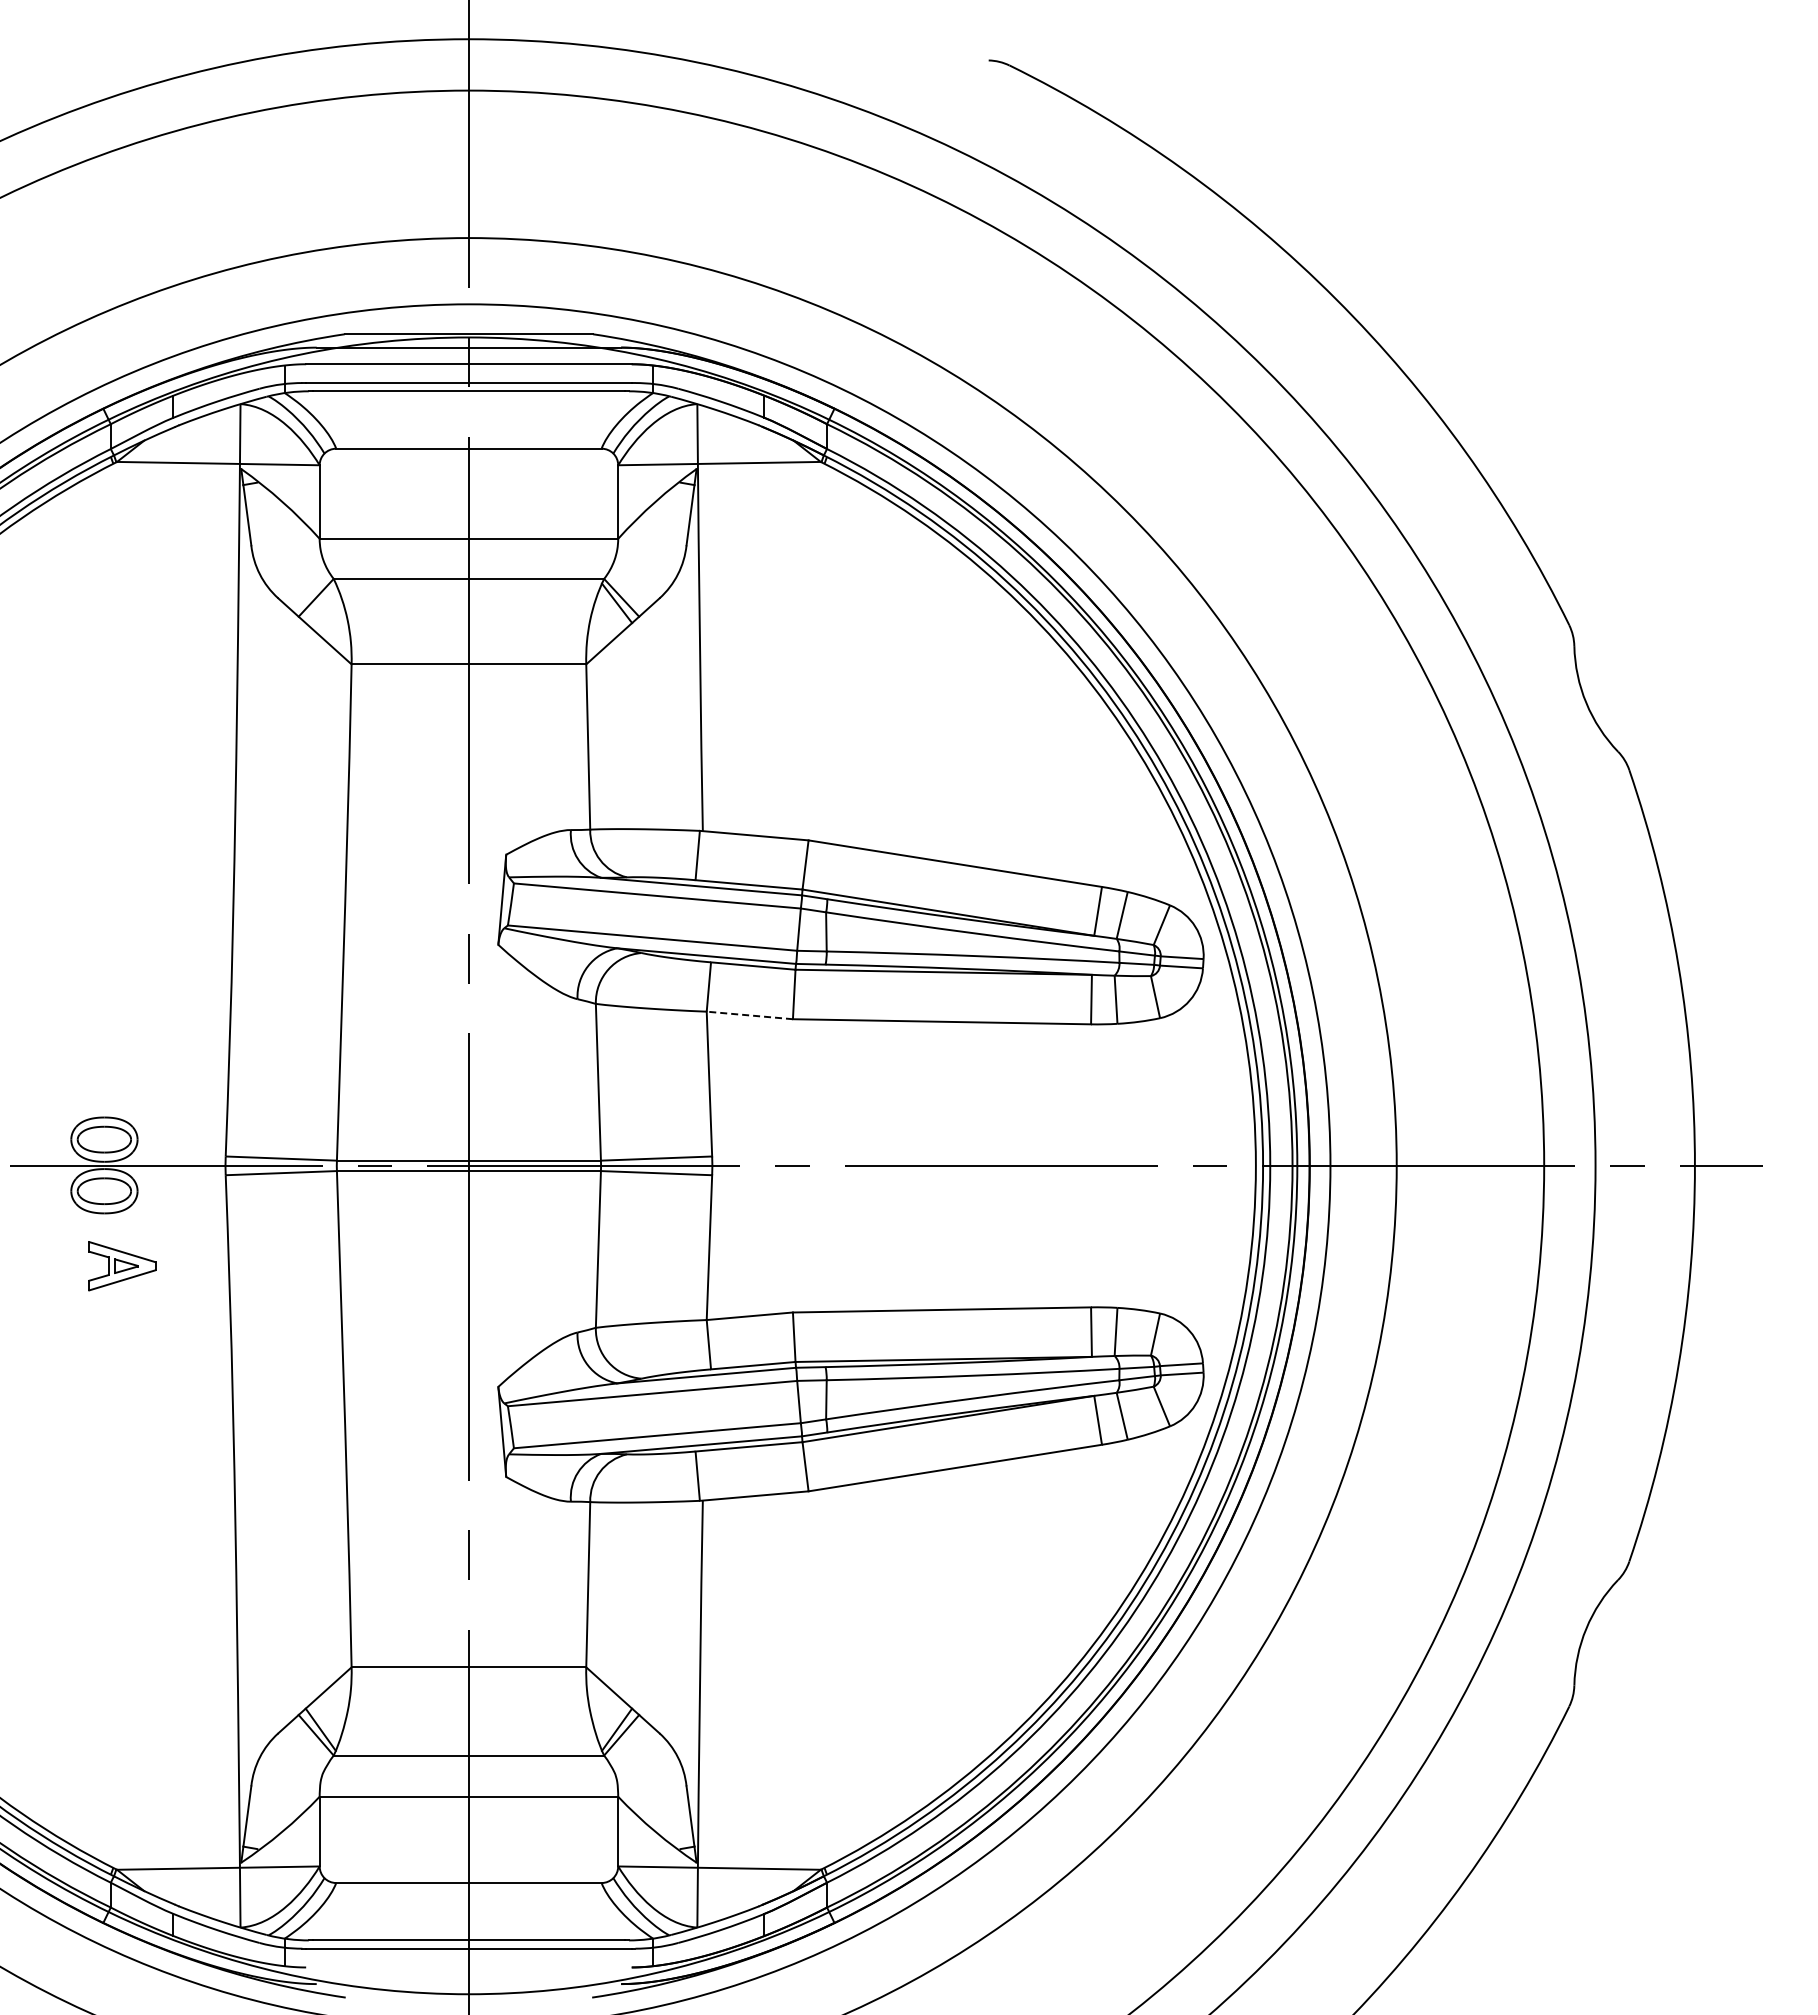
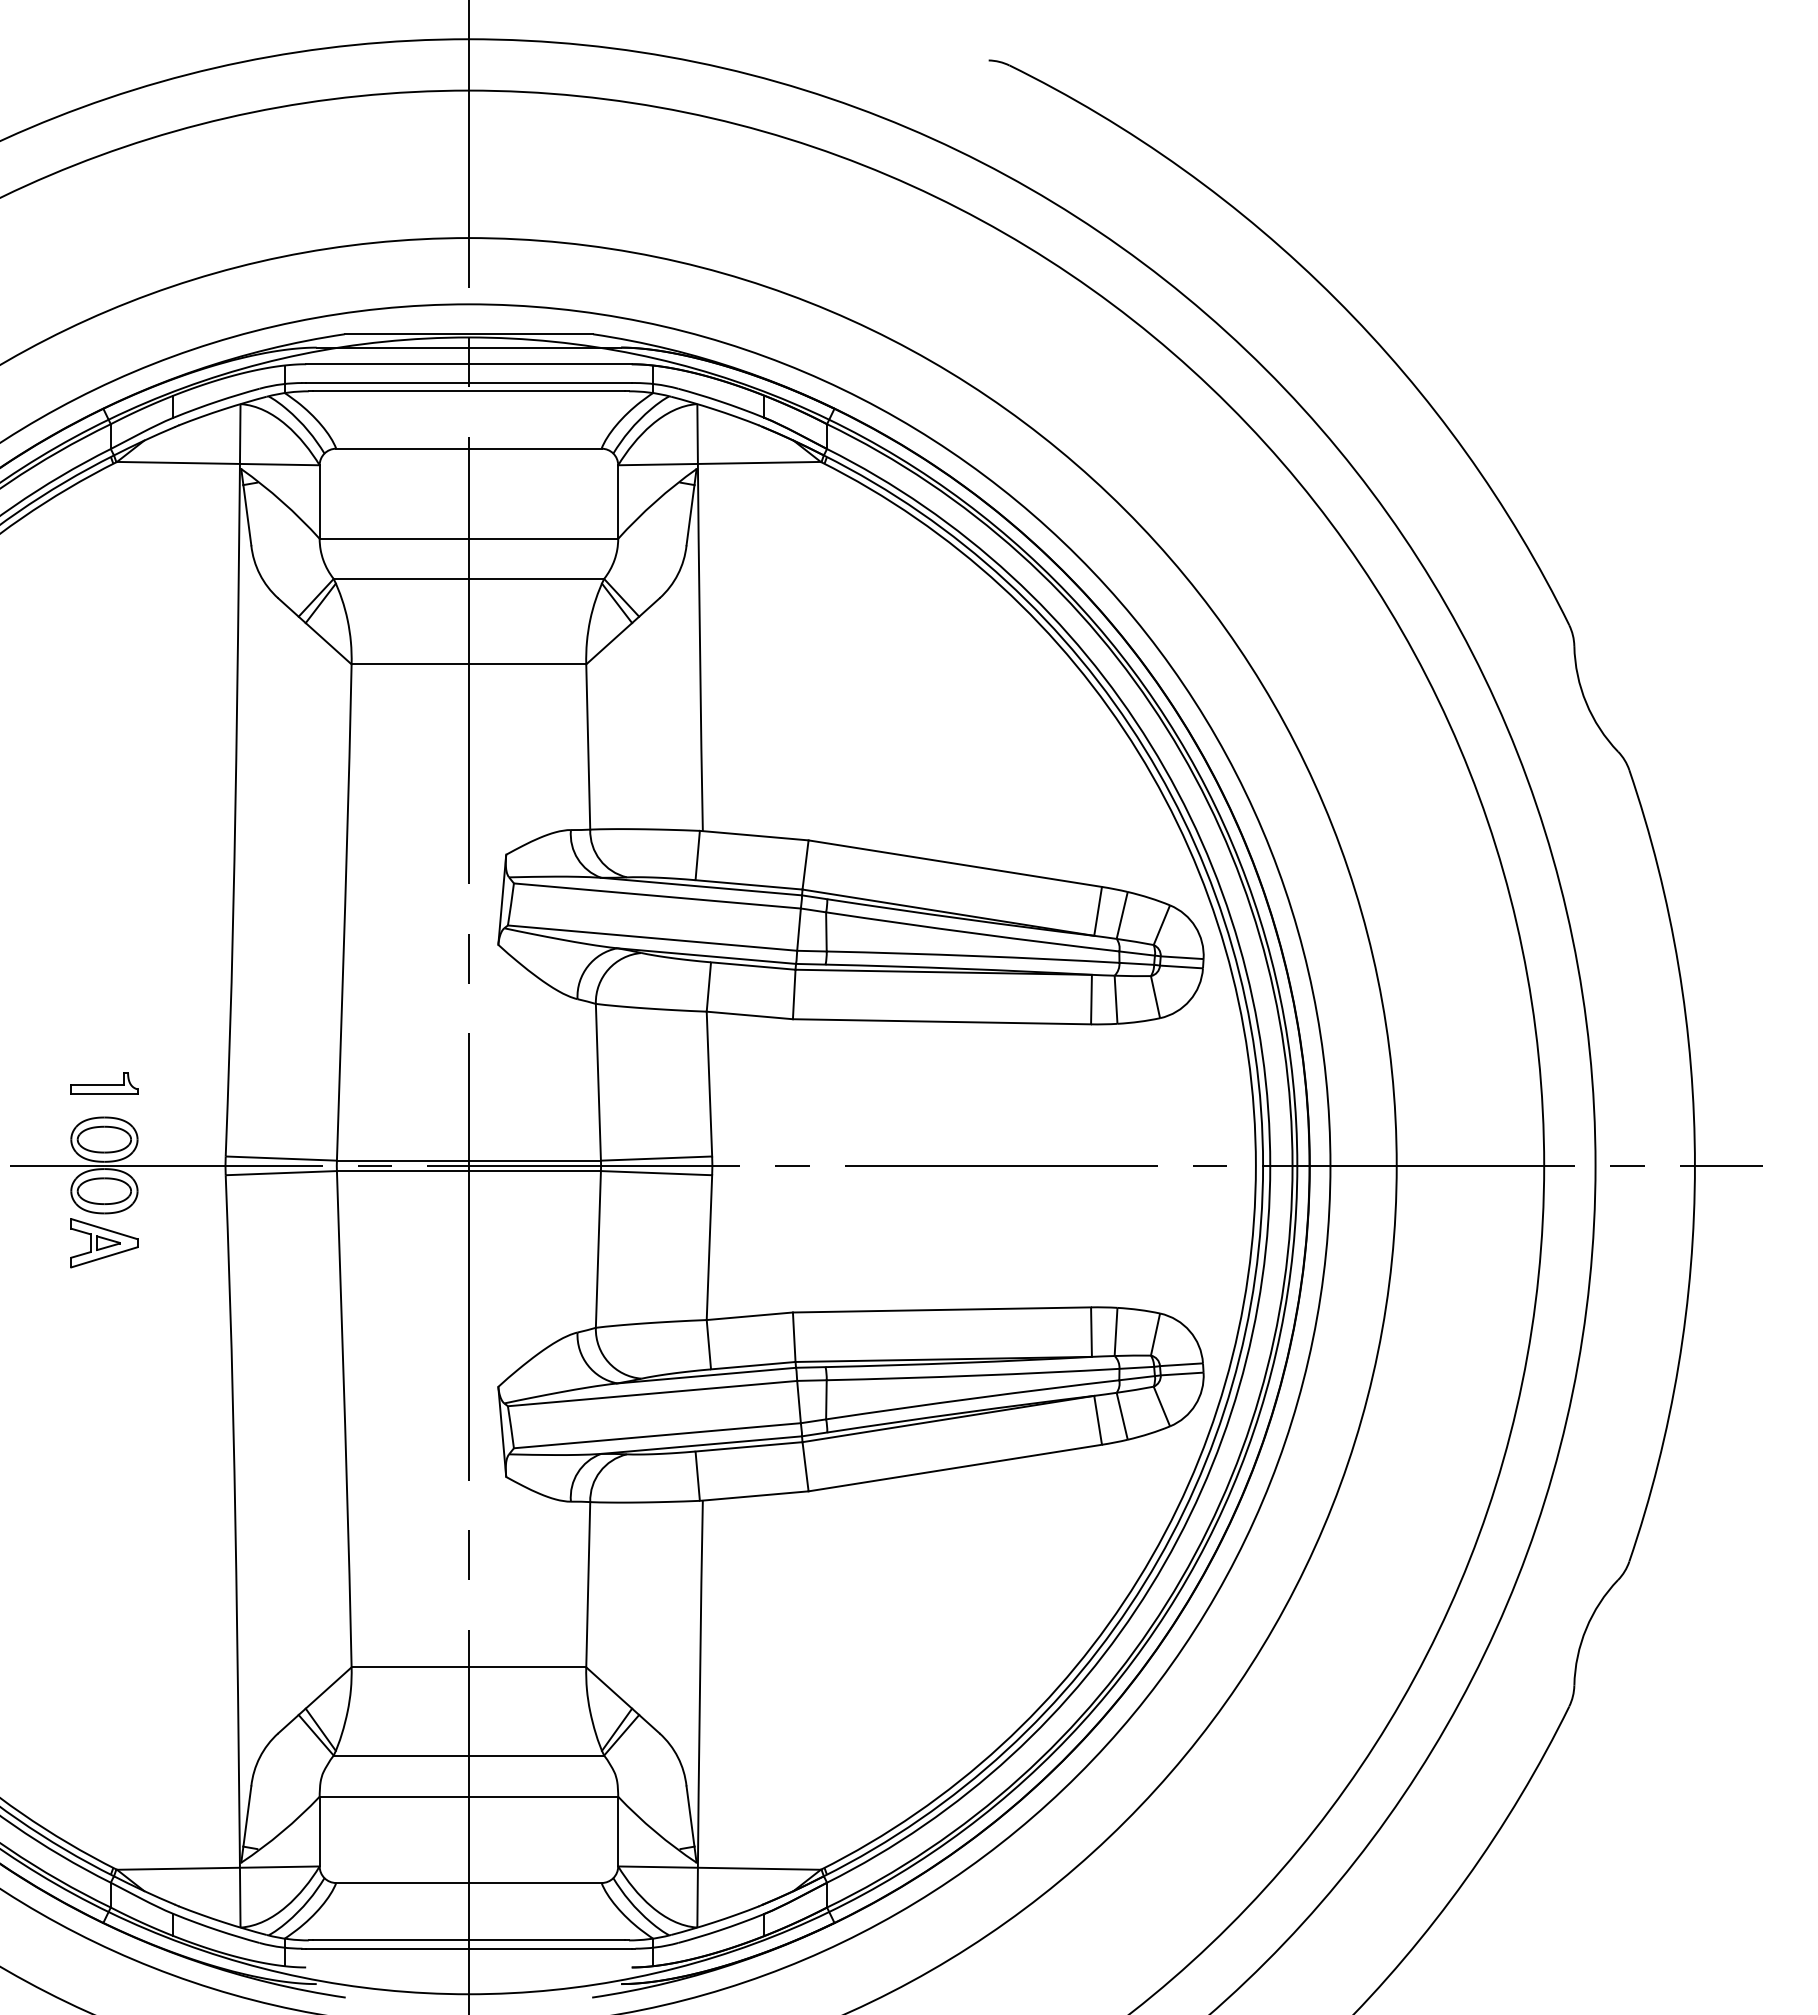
line: none -> present (320, 603)
line: dashed -> solid (749, 1015)
part: none -> present (104, 1083)
part position: (122, 1266) -> (104, 1243) (104, 1243)
